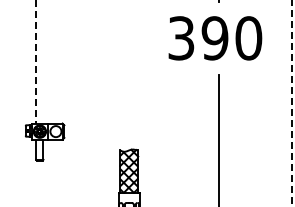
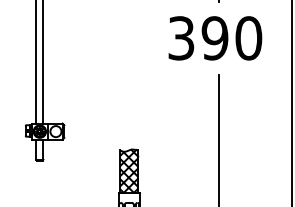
line: dashed -> solid (36, 61)
line: none -> present (43, 62)
line: dashed -> solid (292, 103)
